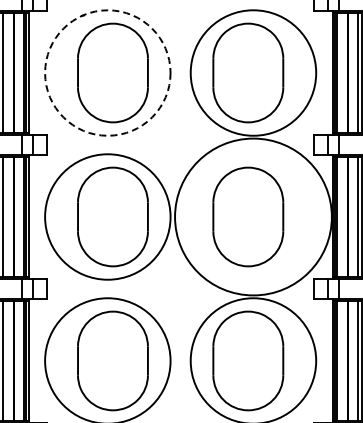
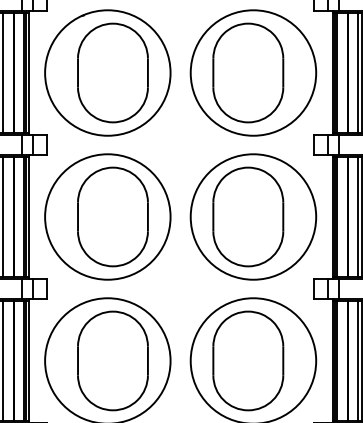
circle: dashed -> solid (107, 72)
circle diameter: 157 px -> 125 px (253, 216)
